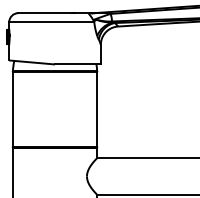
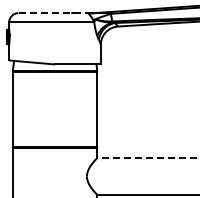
line: solid -> dashed (55, 13)
line: solid -> dashed (148, 158)
